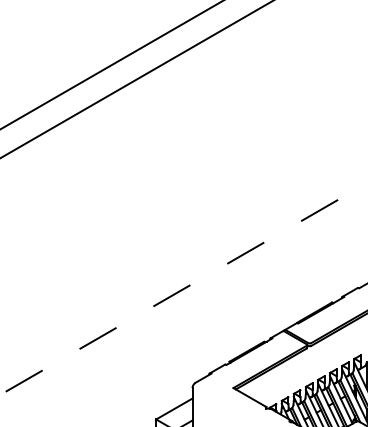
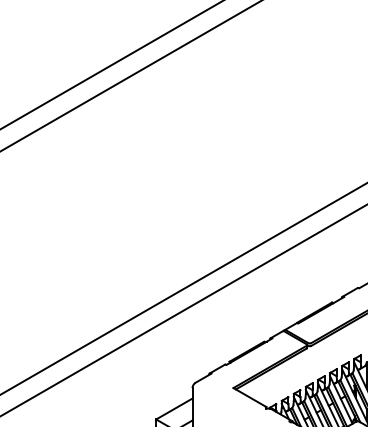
line position: (136, 79) -> (130, 76) (130, 76)
line: dashed -> solid (183, 288)
line: none -> present (183, 310)
